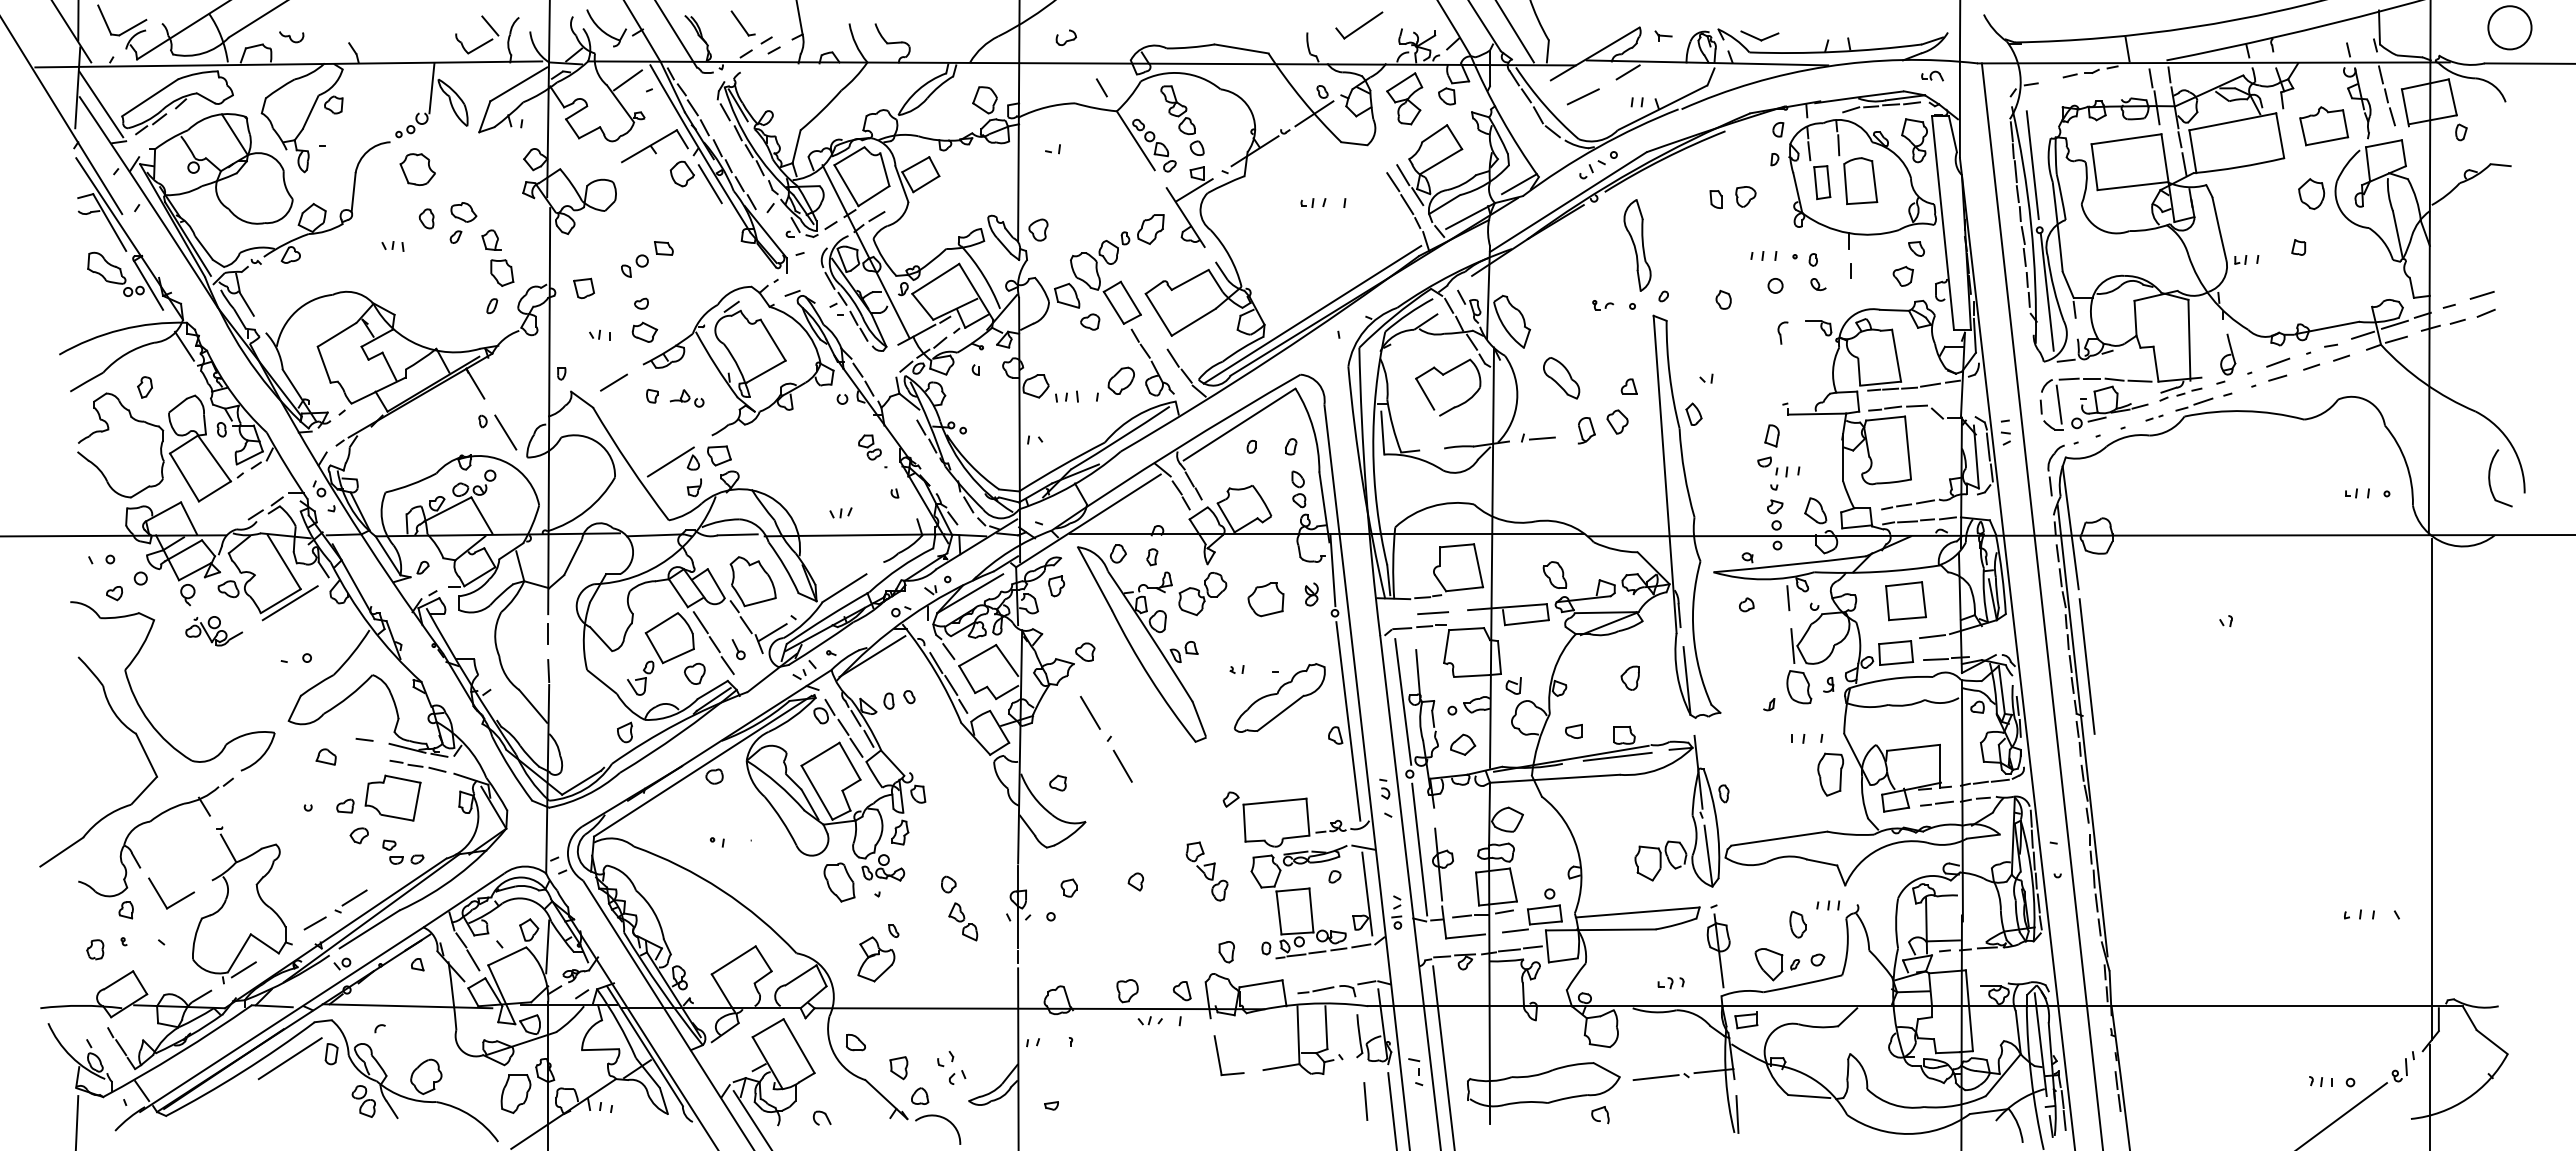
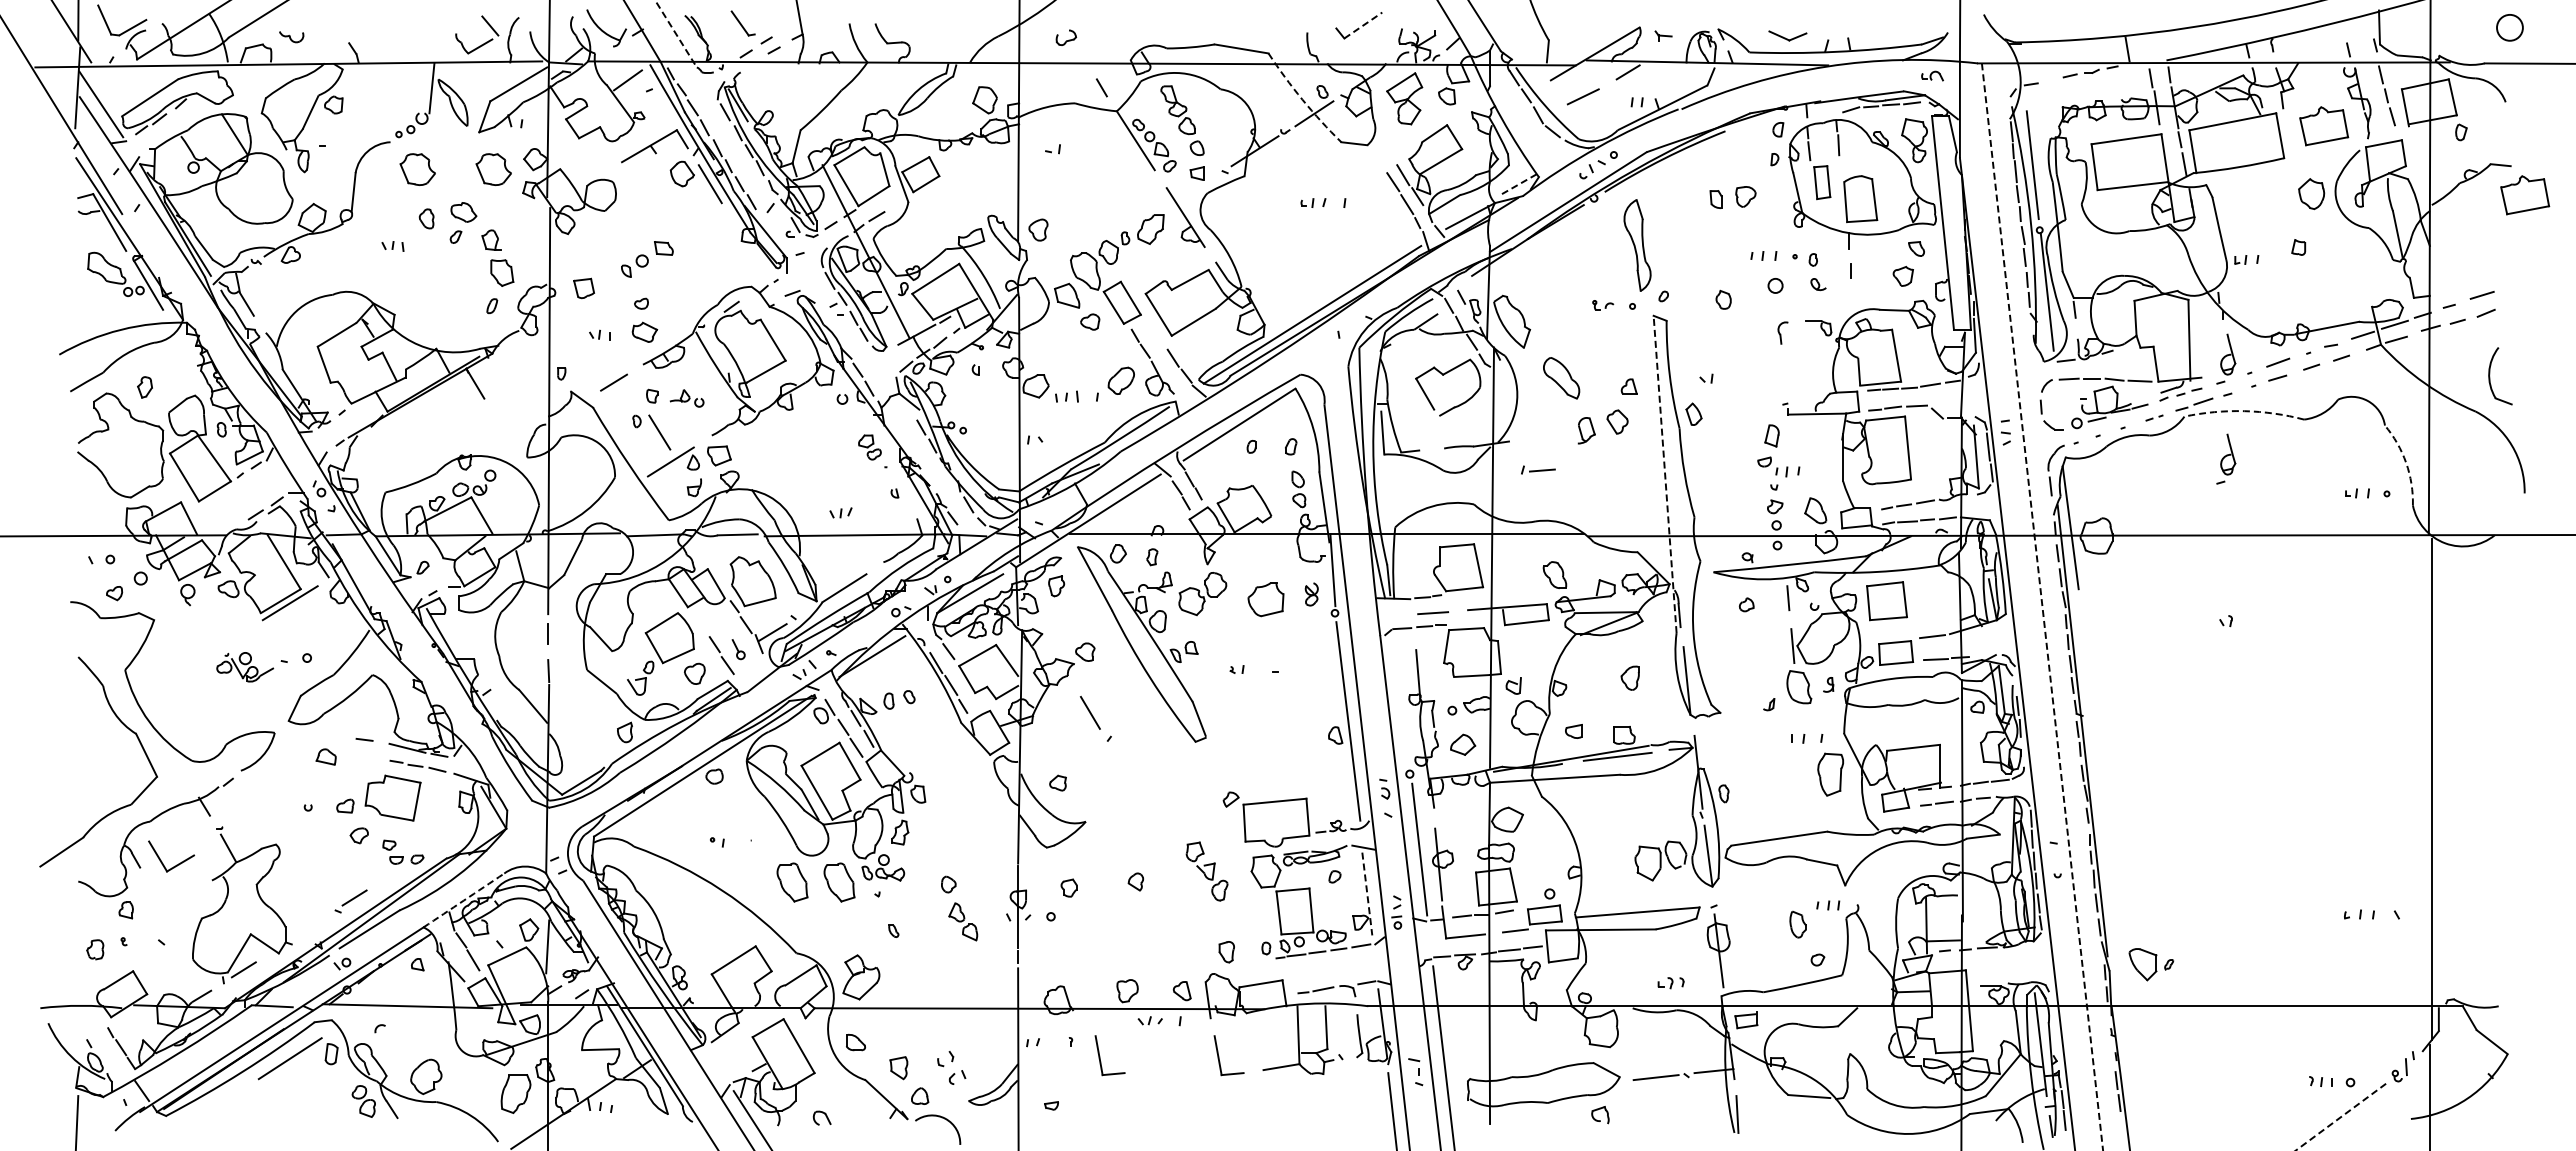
line: solid -> dashed (1363, 25)
circle diameter: 43 px -> 26 px (2509, 27)
line: present -> none (1514, 32)
line: solid -> dashed (676, 34)
part position: (1759, 35) -> (1787, 35) (1787, 35)
arc: solid -> dashed (1302, 99)
part: none -> present (493, 169)
part position: (1860, 181) -> (1860, 199) (1860, 199)
line: solid -> dashed (1519, 183)
line: present -> none (1194, 190)
part: none -> present (2525, 195)
line: present -> none (184, 345)
line: present -> none (2058, 404)
arc: solid -> dashed (2244, 411)
part position: (497, 432) -> (651, 432) (651, 432)
part position: (1538, 437) -> (1538, 469) (1538, 469)
part: none -> present (2226, 458)
arc: solid -> dashed (2406, 462)
line: solid -> dashed (1665, 473)
part position: (2490, 478) -> (2490, 376) (2490, 376)
part position: (1905, 601) -> (1886, 601) (1886, 601)
line: solid -> dashed (2042, 607)
line: present -> none (700, 622)
part position: (214, 631) -> (245, 667) (245, 667)
line: present -> none (2086, 666)
part: present -> none (1279, 697)
line: present -> none (1403, 701)
line: present -> none (1122, 765)
part: none -> present (792, 882)
line: solid -> dashed (1367, 894)
arc: solid -> dashed (463, 900)
part position: (176, 901) -> (176, 864) (176, 864)
line: present -> none (314, 923)
part position: (876, 959) -> (861, 977) (861, 977)
part position: (1777, 964) -> (2151, 964) (2151, 964)
part: none -> present (1100, 1056)
line: present -> none (1365, 1101)
line: solid -> dashed (2341, 1116)
